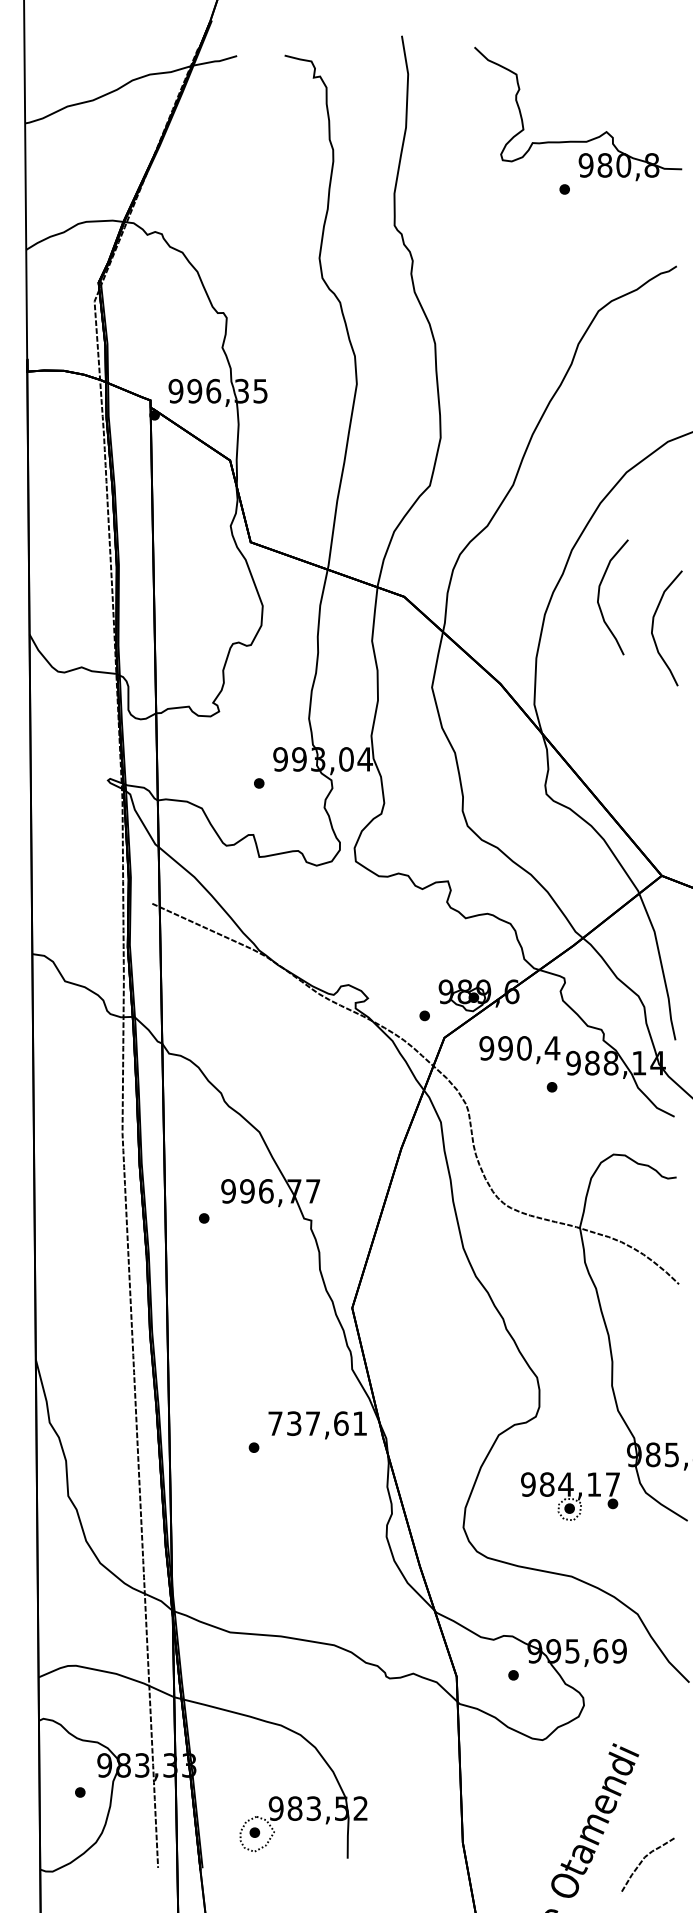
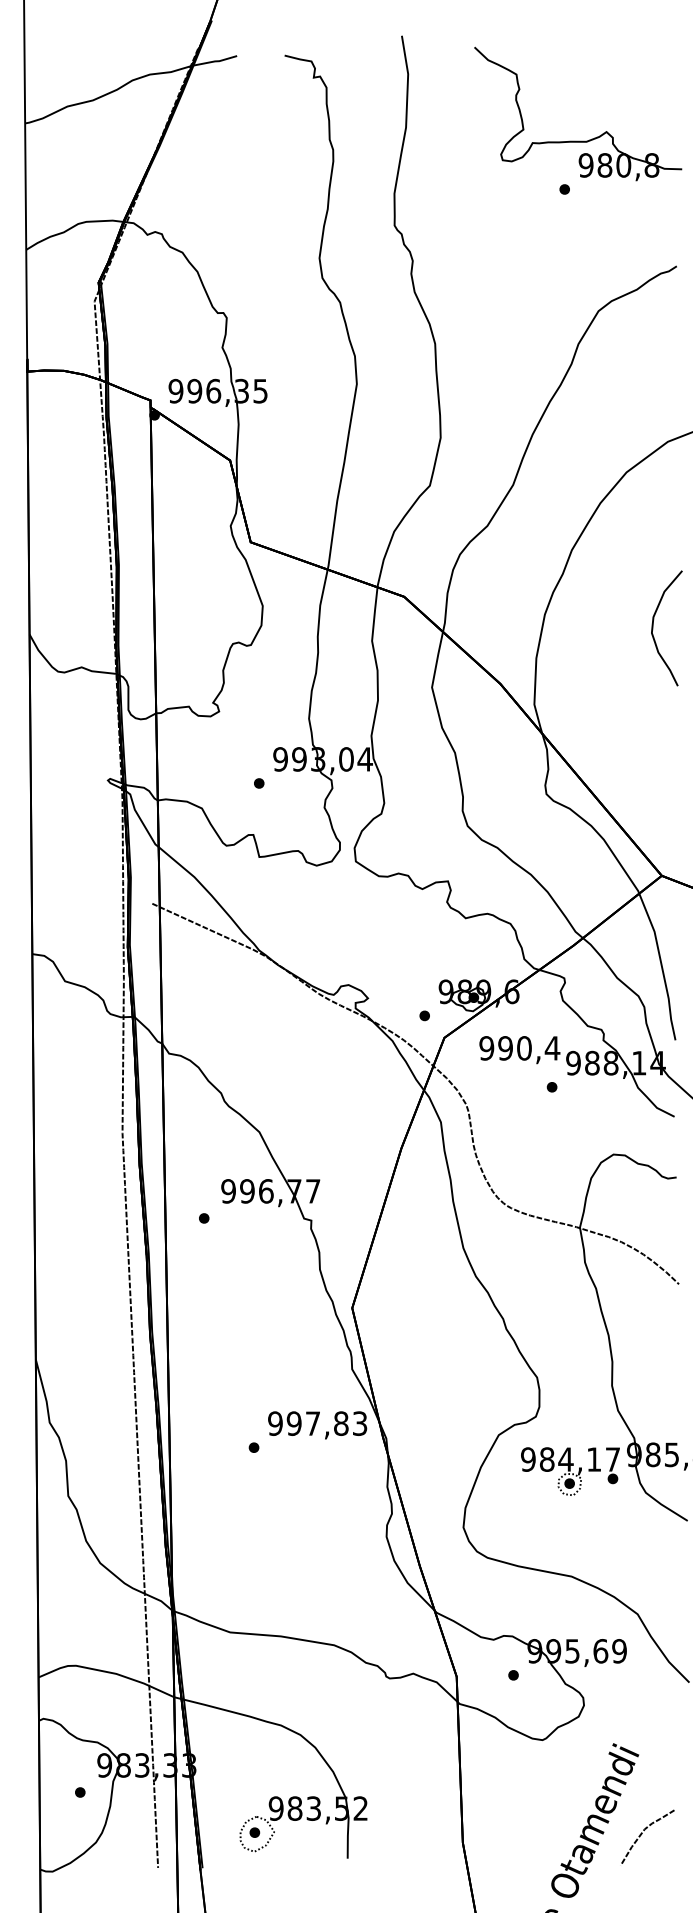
curve: present -> none (599, 597)
text: 737,61 -> 997,83 (317, 1423)
part position: (570, 1496) -> (570, 1471) (570, 1471)
curve position: (642, 1862) -> (642, 1834) (642, 1834)
